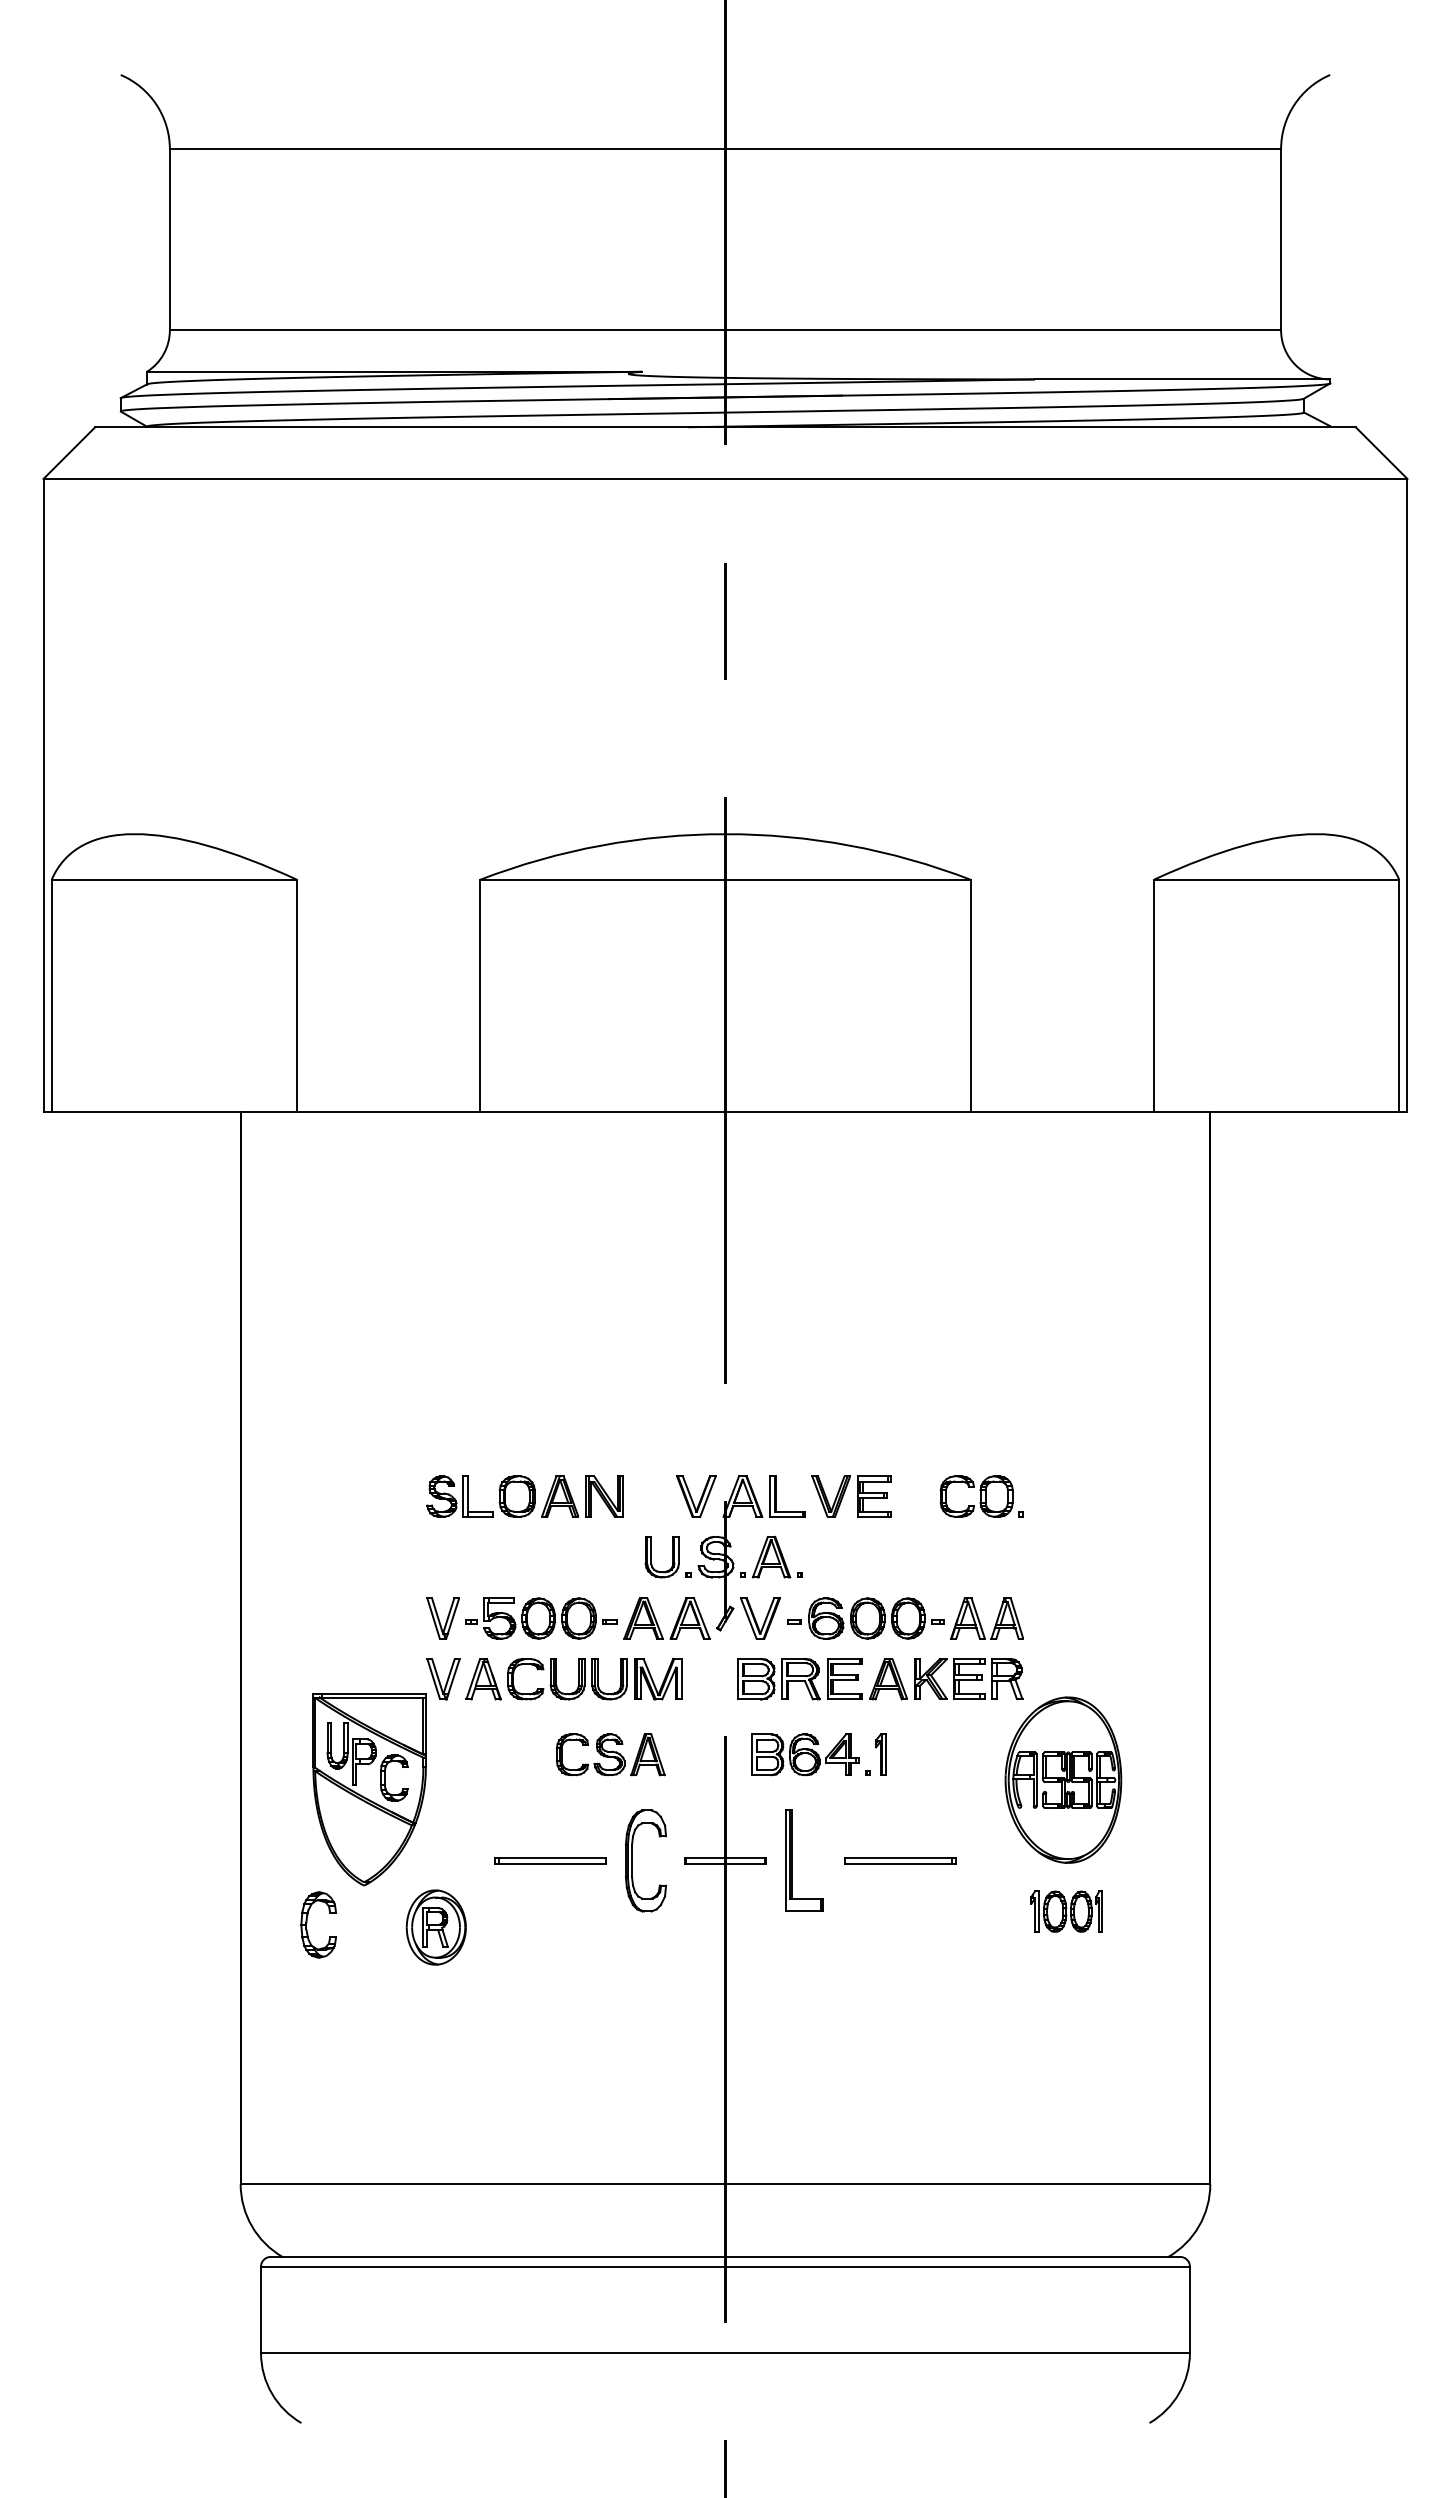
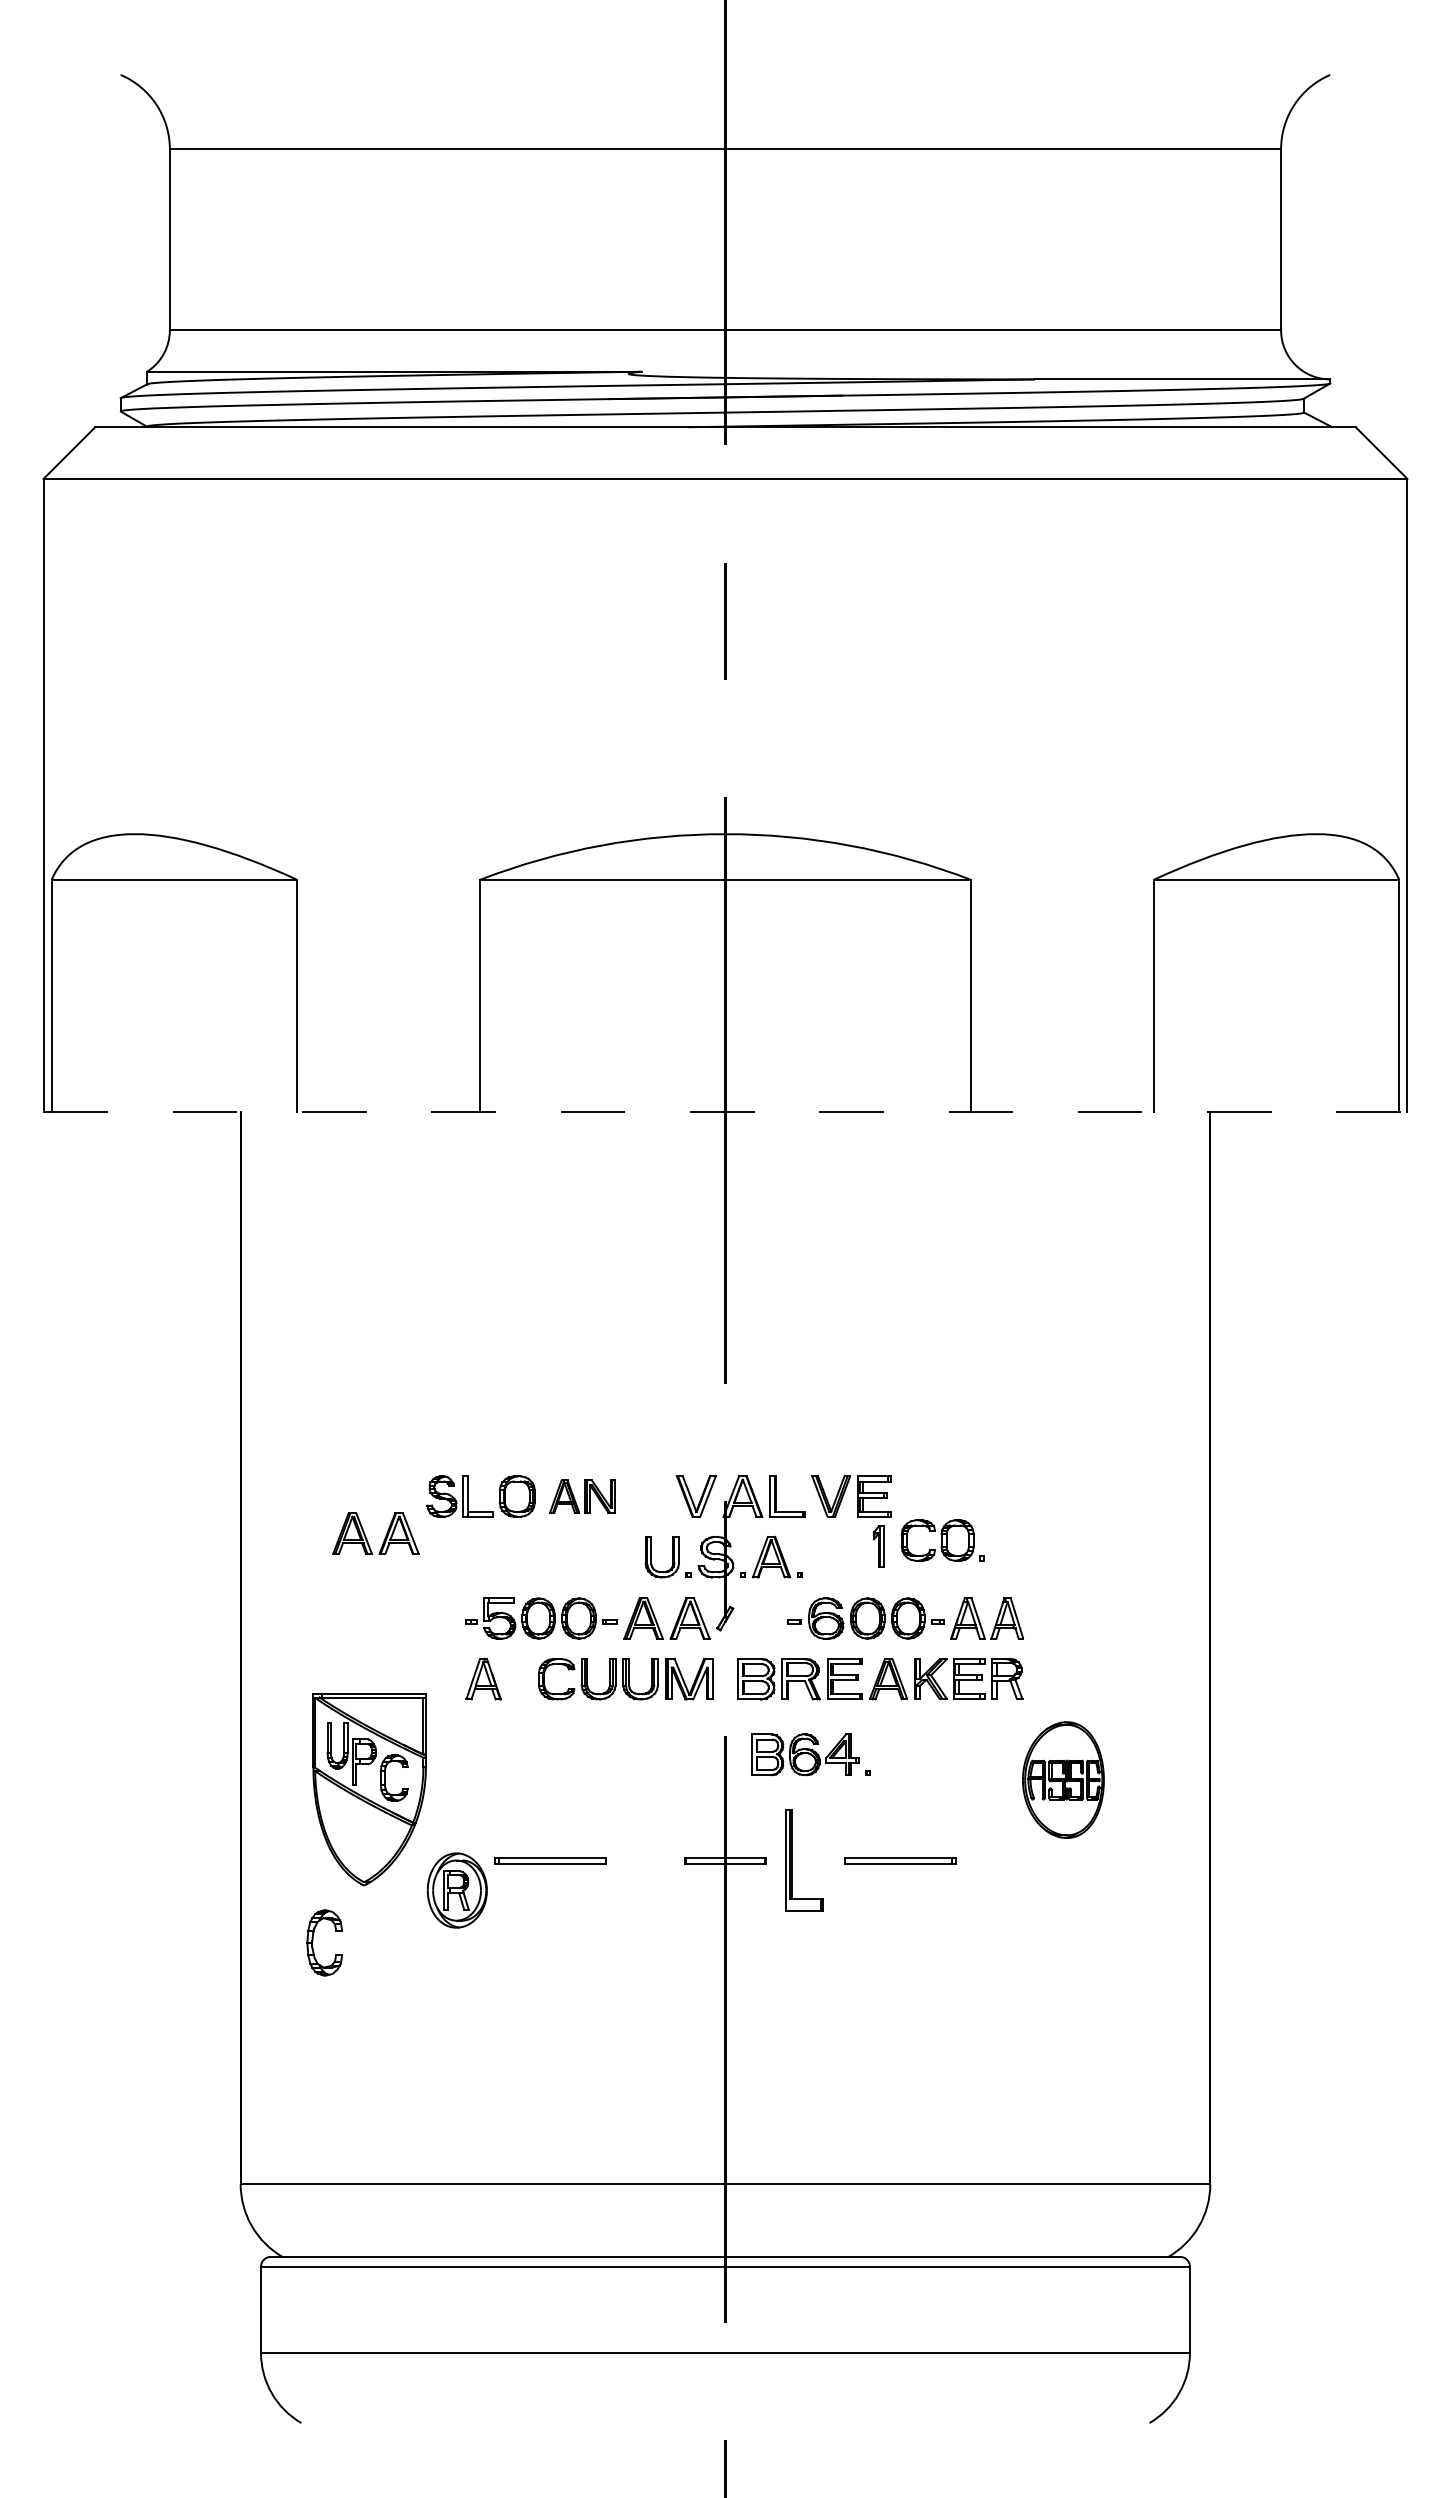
line: solid -> dashed (725, 1112)
part size: 83x43 px -> 67x35 px (582, 1496)
part position: (981, 1496) -> (942, 1540) (942, 1540)
part: none -> present (366, 1536)
part: present -> none (442, 1618)
part: present -> none (760, 1618)
part: present -> none (443, 1679)
part position: (594, 1679) -> (625, 1679) (625, 1679)
part: present -> none (610, 1754)
part position: (880, 1754) -> (878, 1546) (878, 1546)
part size: 119x168 px -> 83x118 px (1063, 1779)
part: present -> none (632, 1860)
part: present -> none (1066, 1911)
part position: (307, 1923) -> (313, 1941) (313, 1941)
part position: (435, 1927) -> (456, 1890) (456, 1890)
